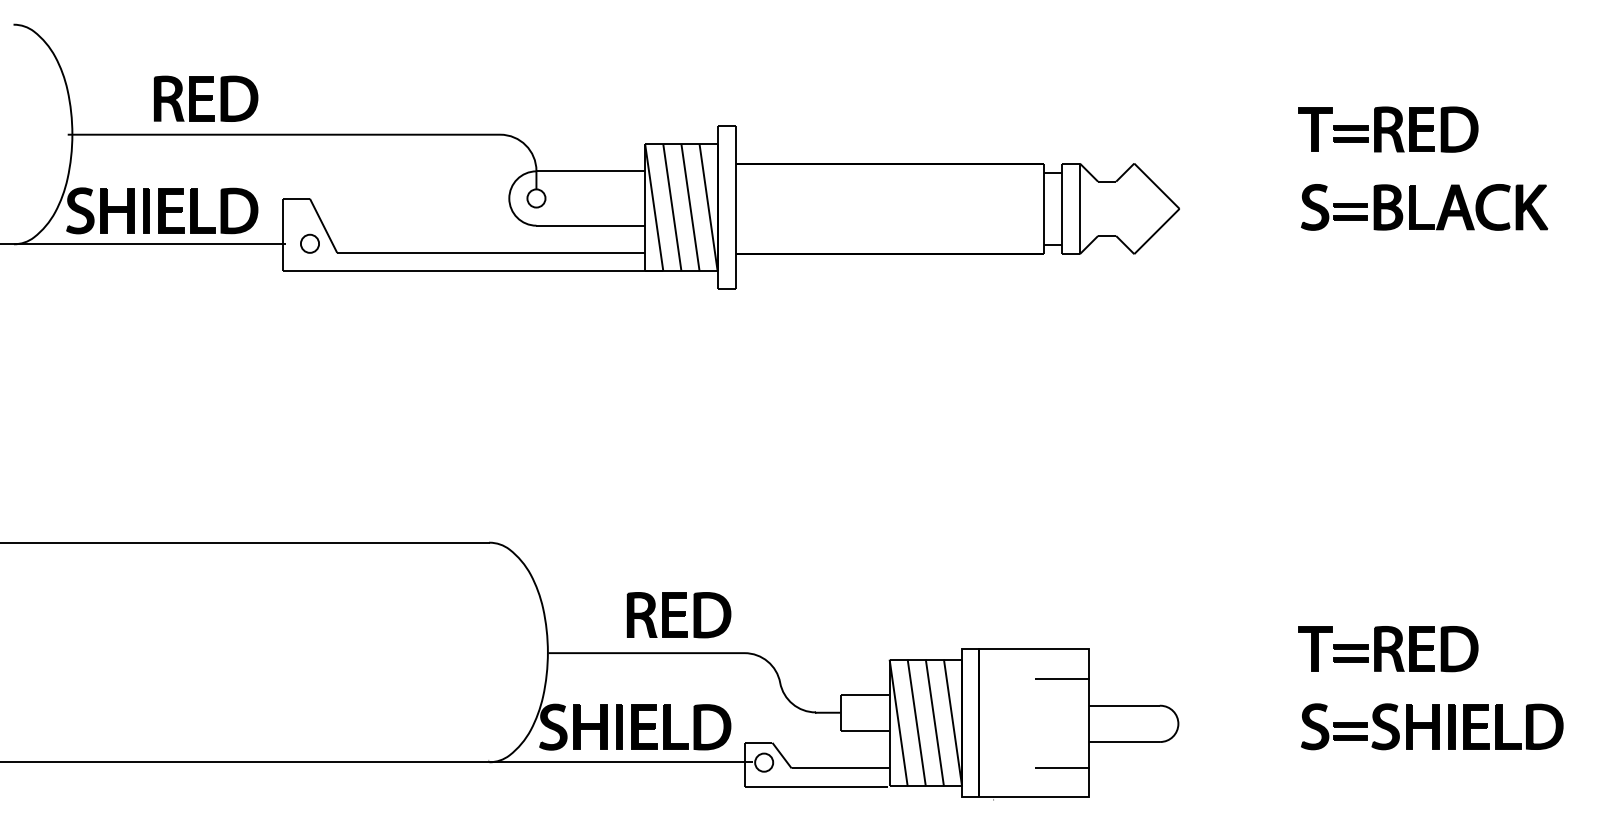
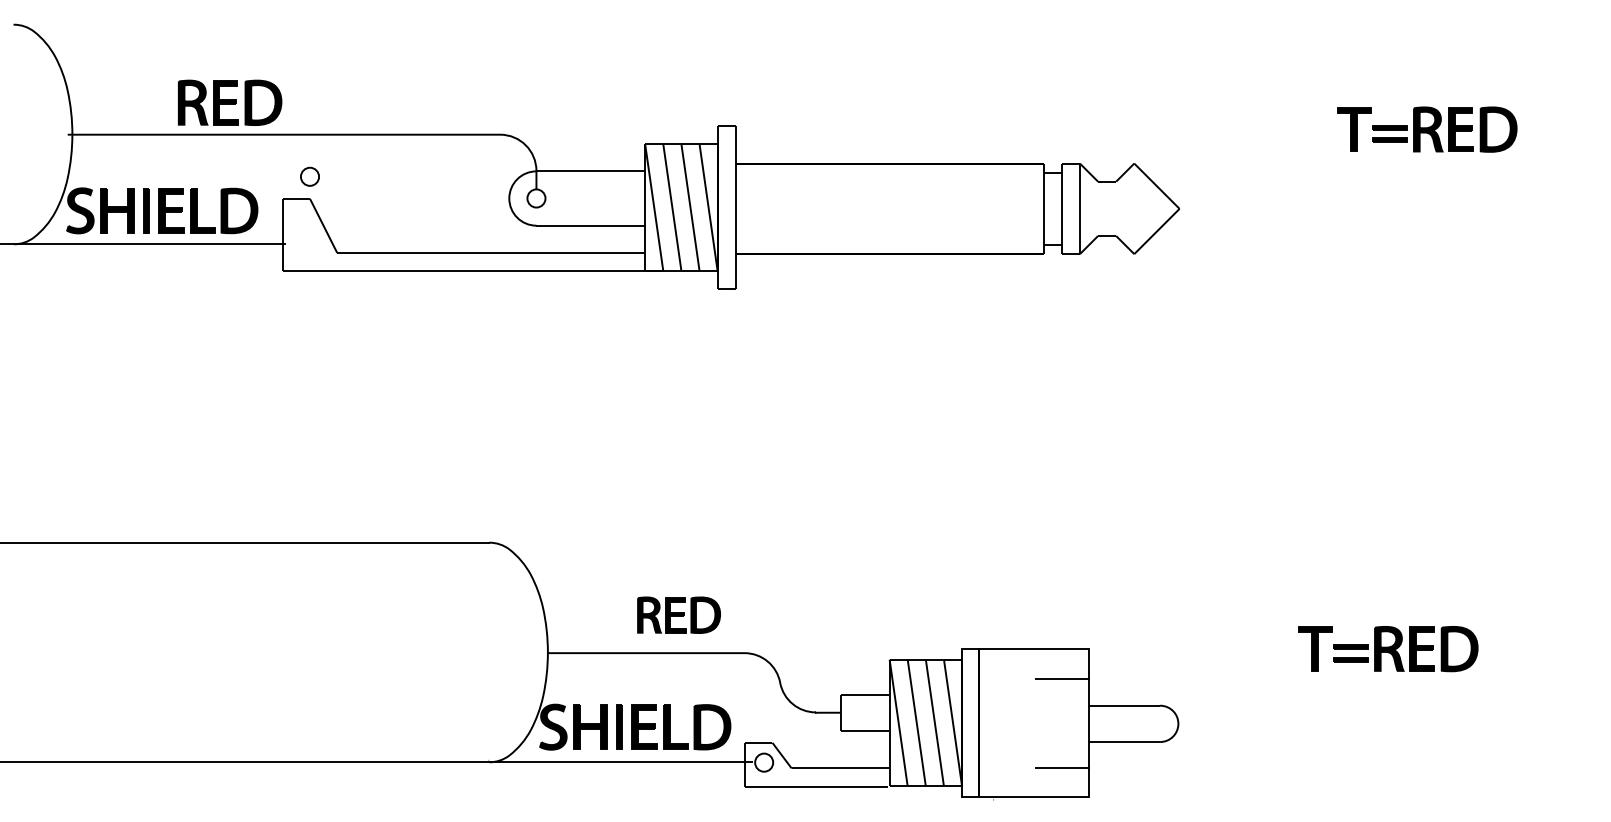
part position: (206, 98) -> (230, 102) (230, 102)
part position: (1388, 129) -> (1427, 129) (1427, 129)
part: present -> none (1415, 207)
part position: (309, 243) -> (309, 176) (309, 176)
part size: 106x47 px -> 84x38 px (678, 614)
part: present -> none (1432, 726)
